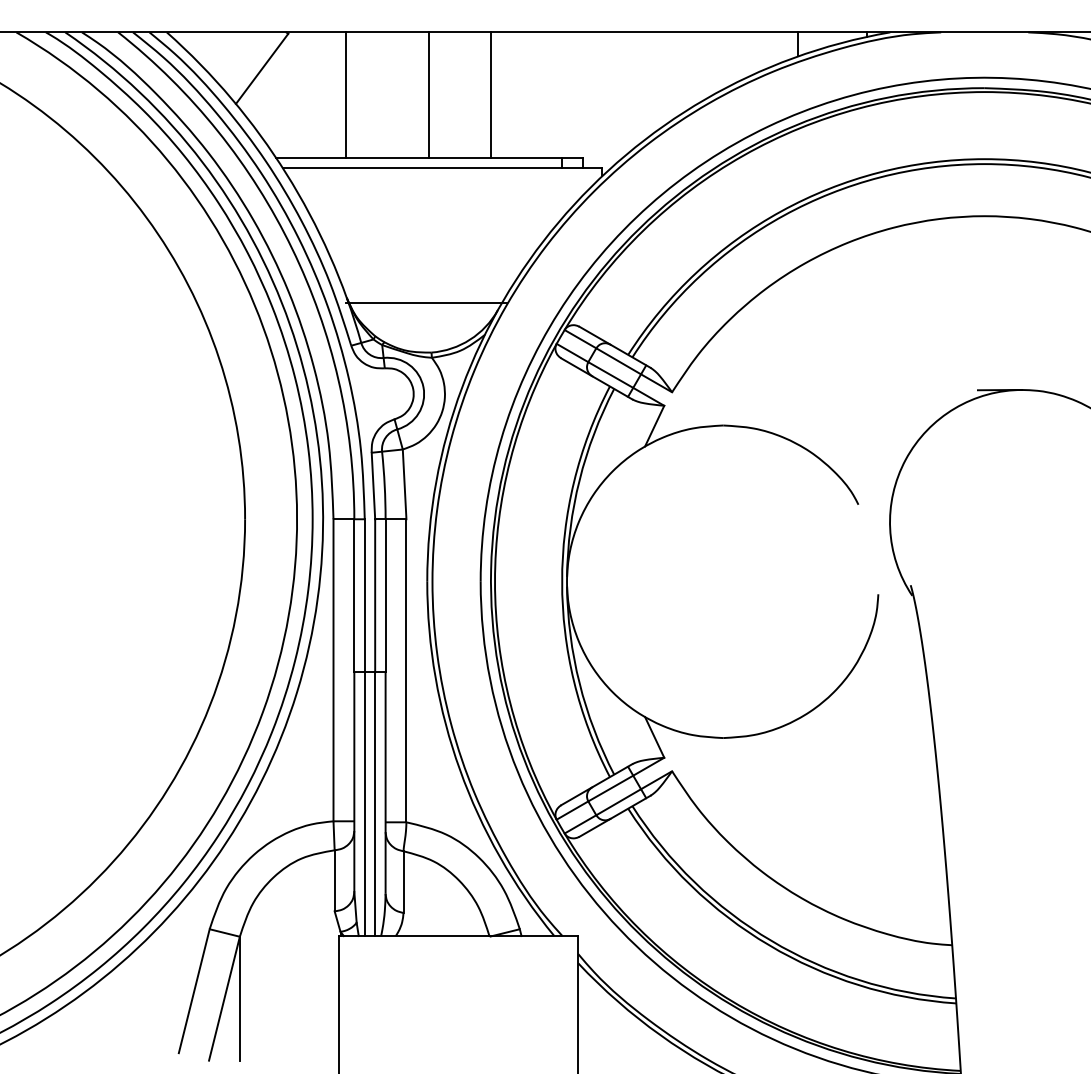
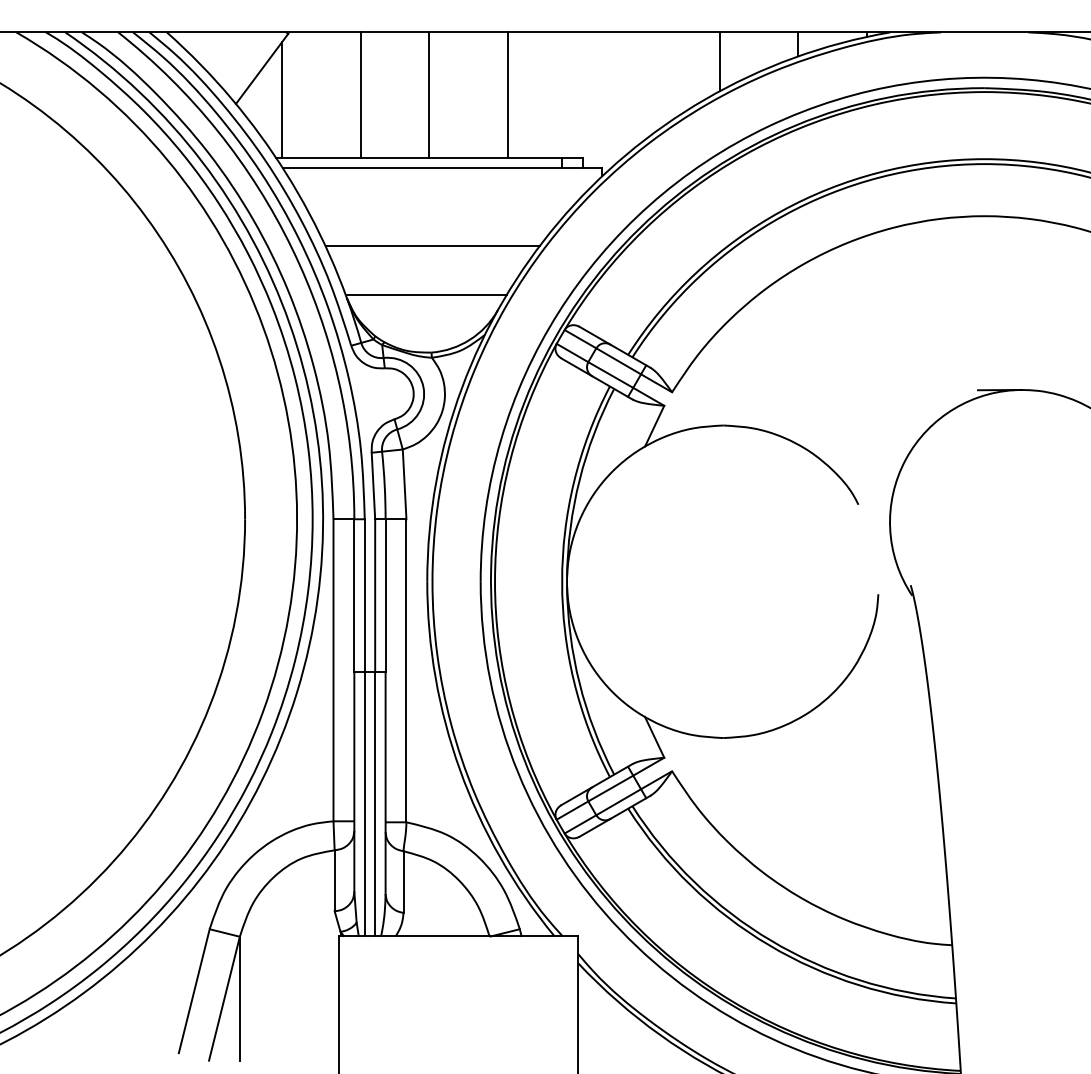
line: none -> present (719, 61)
line position: (345, 94) -> (360, 94) (360, 94)
line position: (490, 94) -> (507, 94) (507, 94)
line: none -> present (282, 99)
line: none -> present (432, 246)
line position: (425, 302) -> (425, 294) (425, 294)
